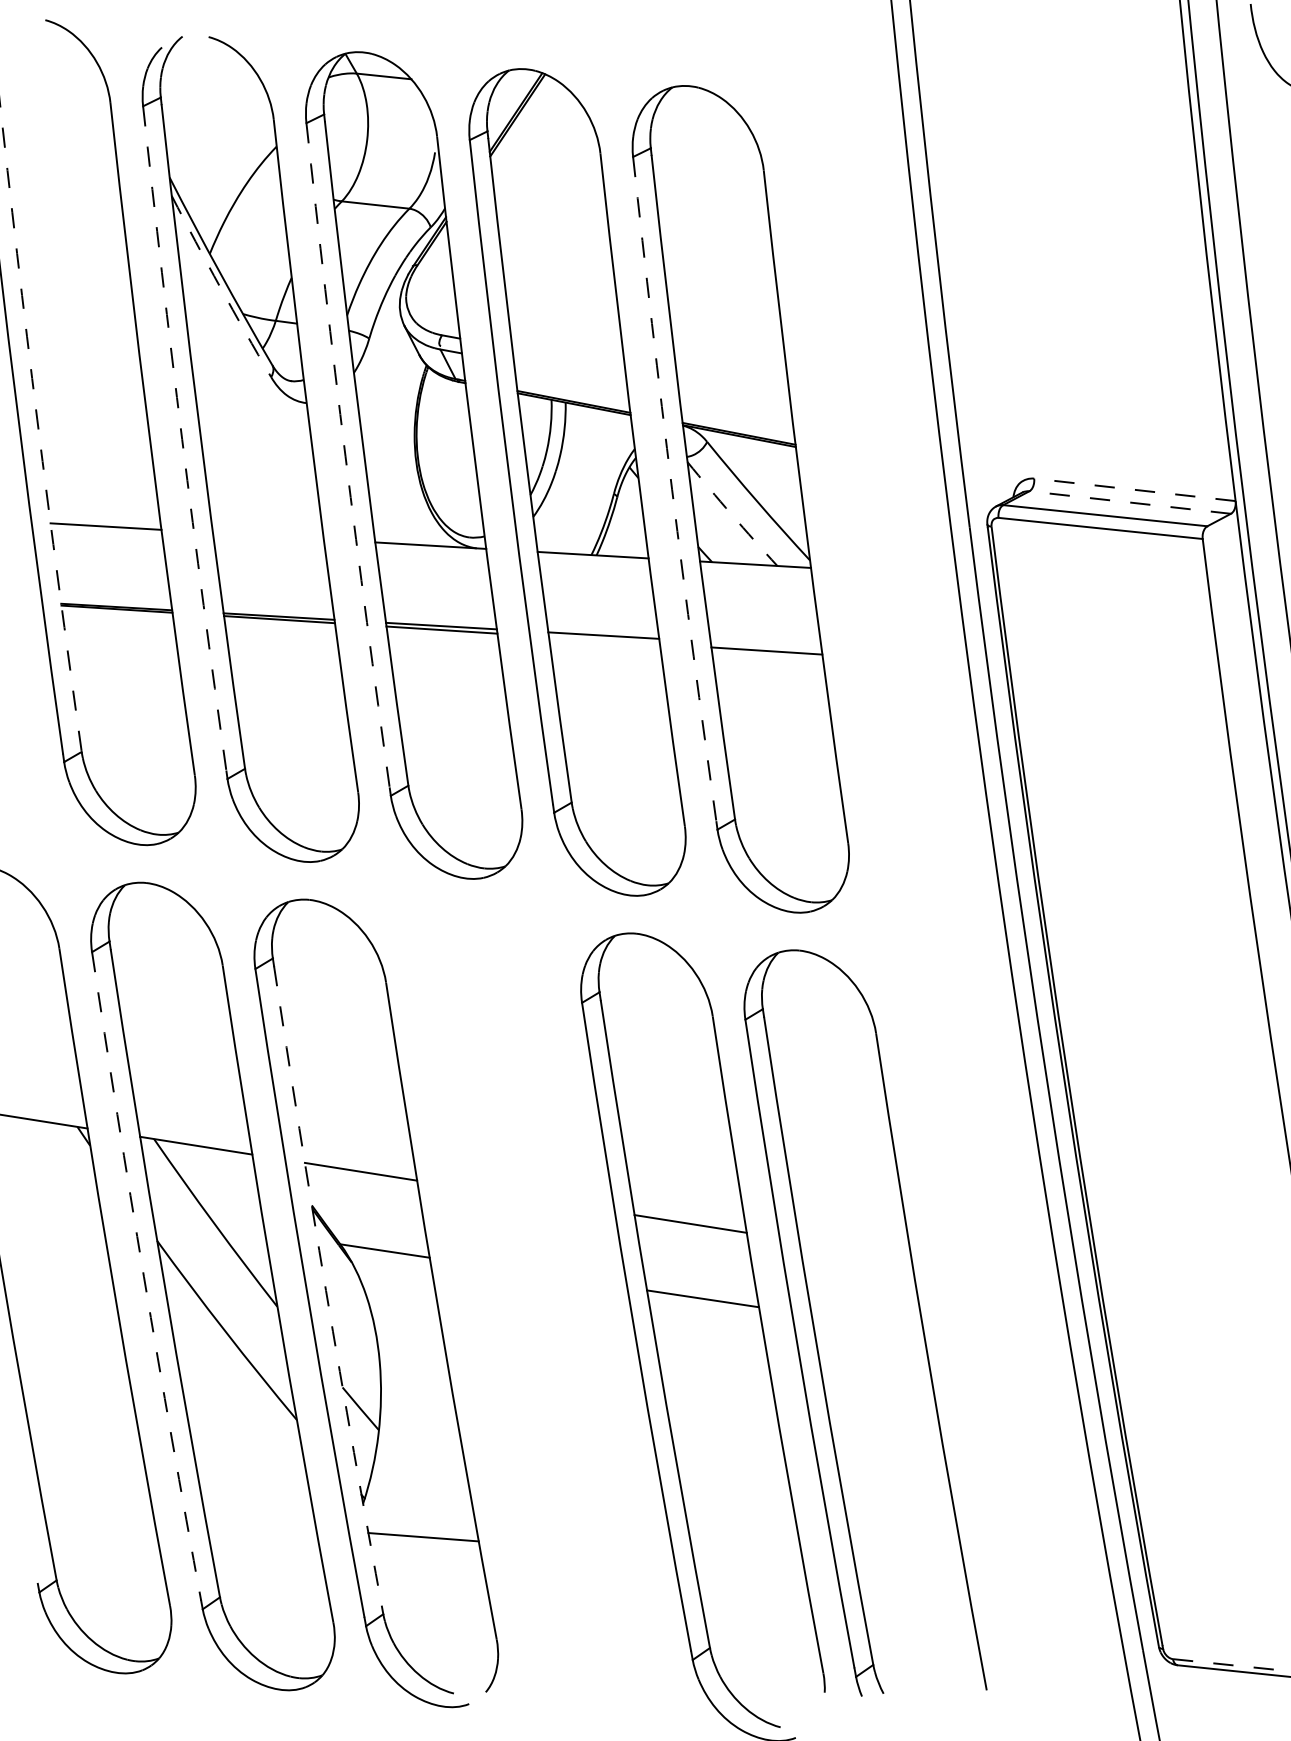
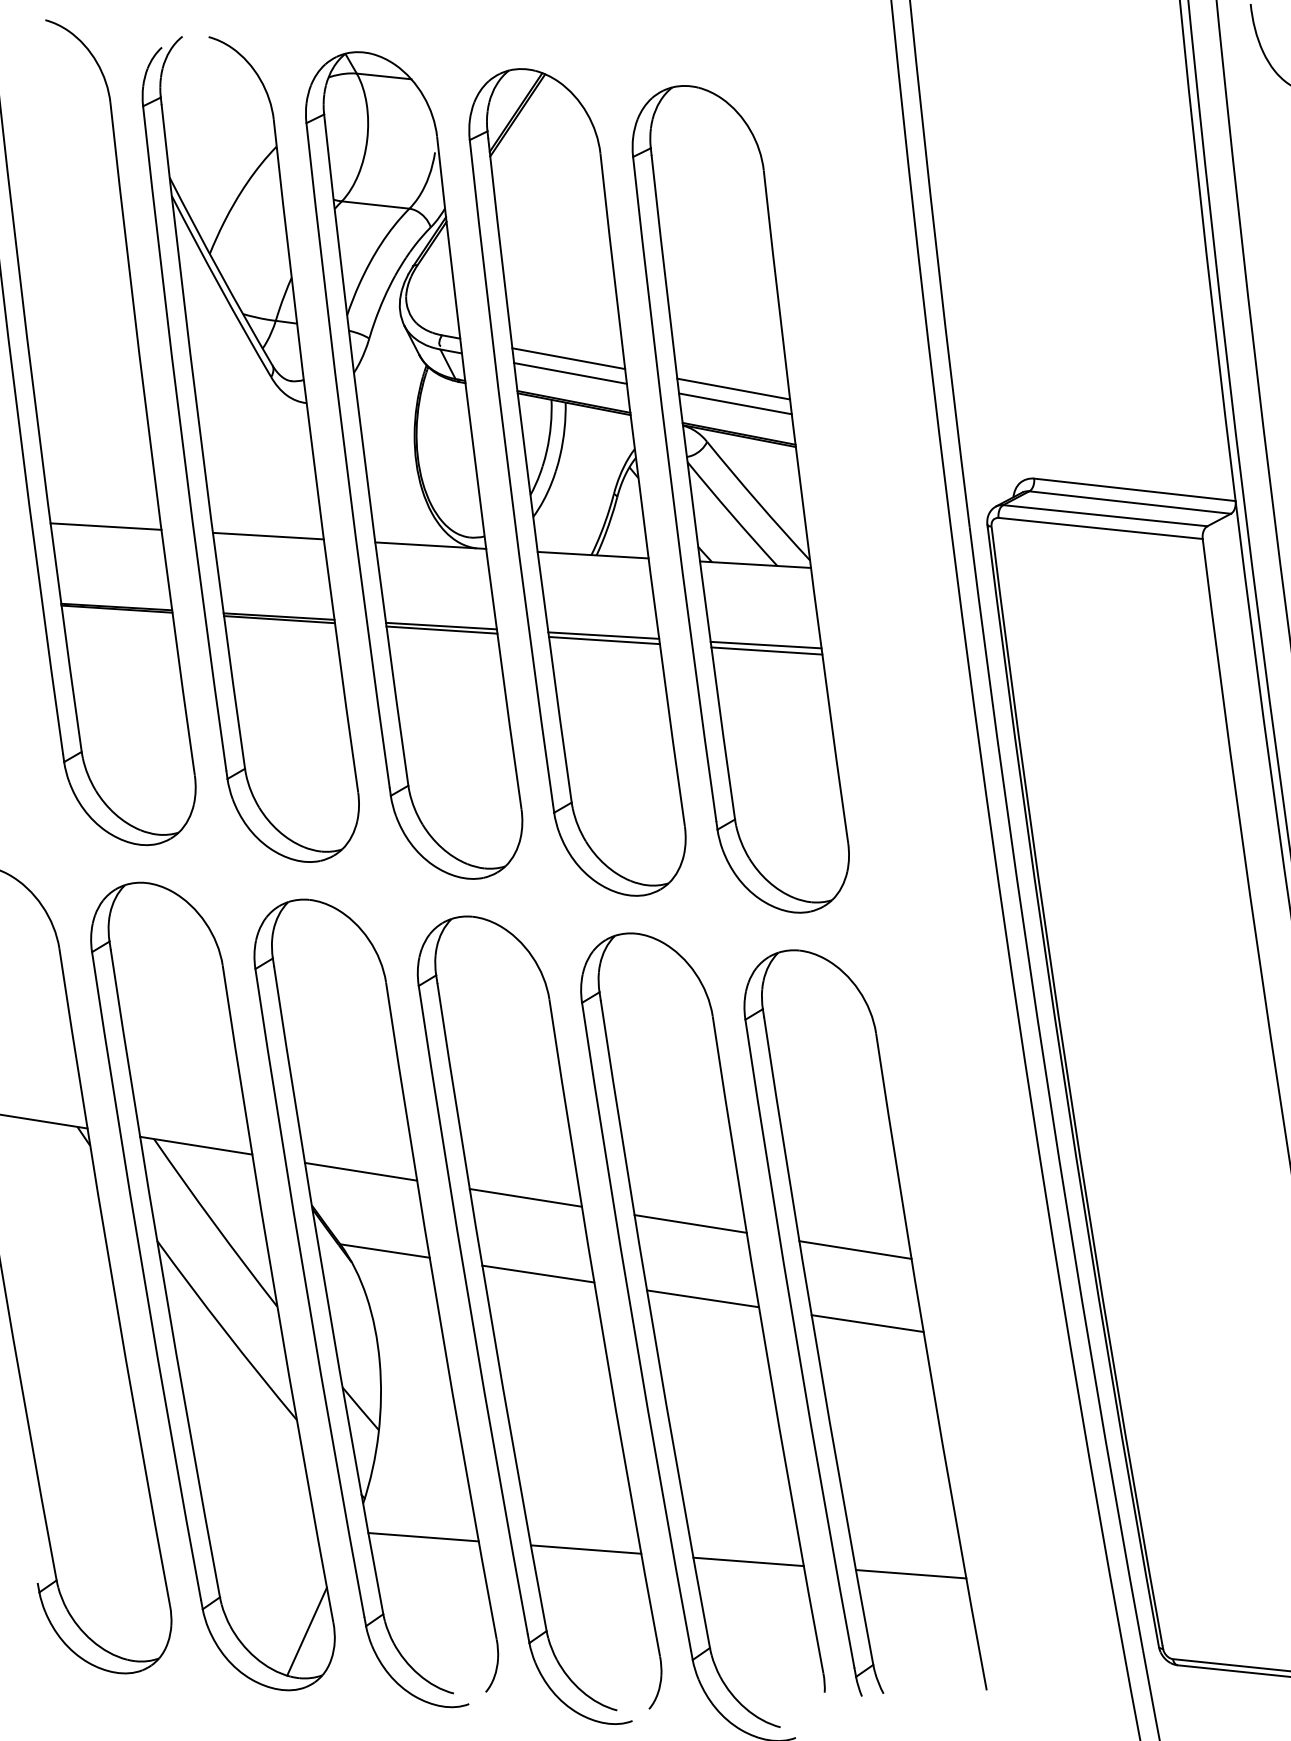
arc: dashed -> solid (220, 287)
line: none -> present (568, 358)
line: none -> present (570, 373)
line: none -> present (733, 388)
line: none -> present (735, 403)
arc: dashed -> solid (38, 427)
arc: dashed -> solid (182, 439)
arc: dashed -> solid (345, 456)
arc: dashed -> solid (672, 489)
line: dashed -> solid (1134, 489)
line: dashed -> solid (1129, 502)
arc: dashed -> solid (731, 514)
line: none -> present (267, 535)
line: none -> present (603, 640)
line: none -> present (765, 644)
line: none -> present (855, 1249)
arc: dashed -> solid (143, 1276)
arc: dashed -> solid (326, 1290)
part: none -> present (539, 1319)
line: none -> present (867, 1323)
line: none -> present (748, 1561)
line: none -> present (910, 1574)
line: none -> present (306, 1631)
line: dashed -> solid (1232, 1665)
